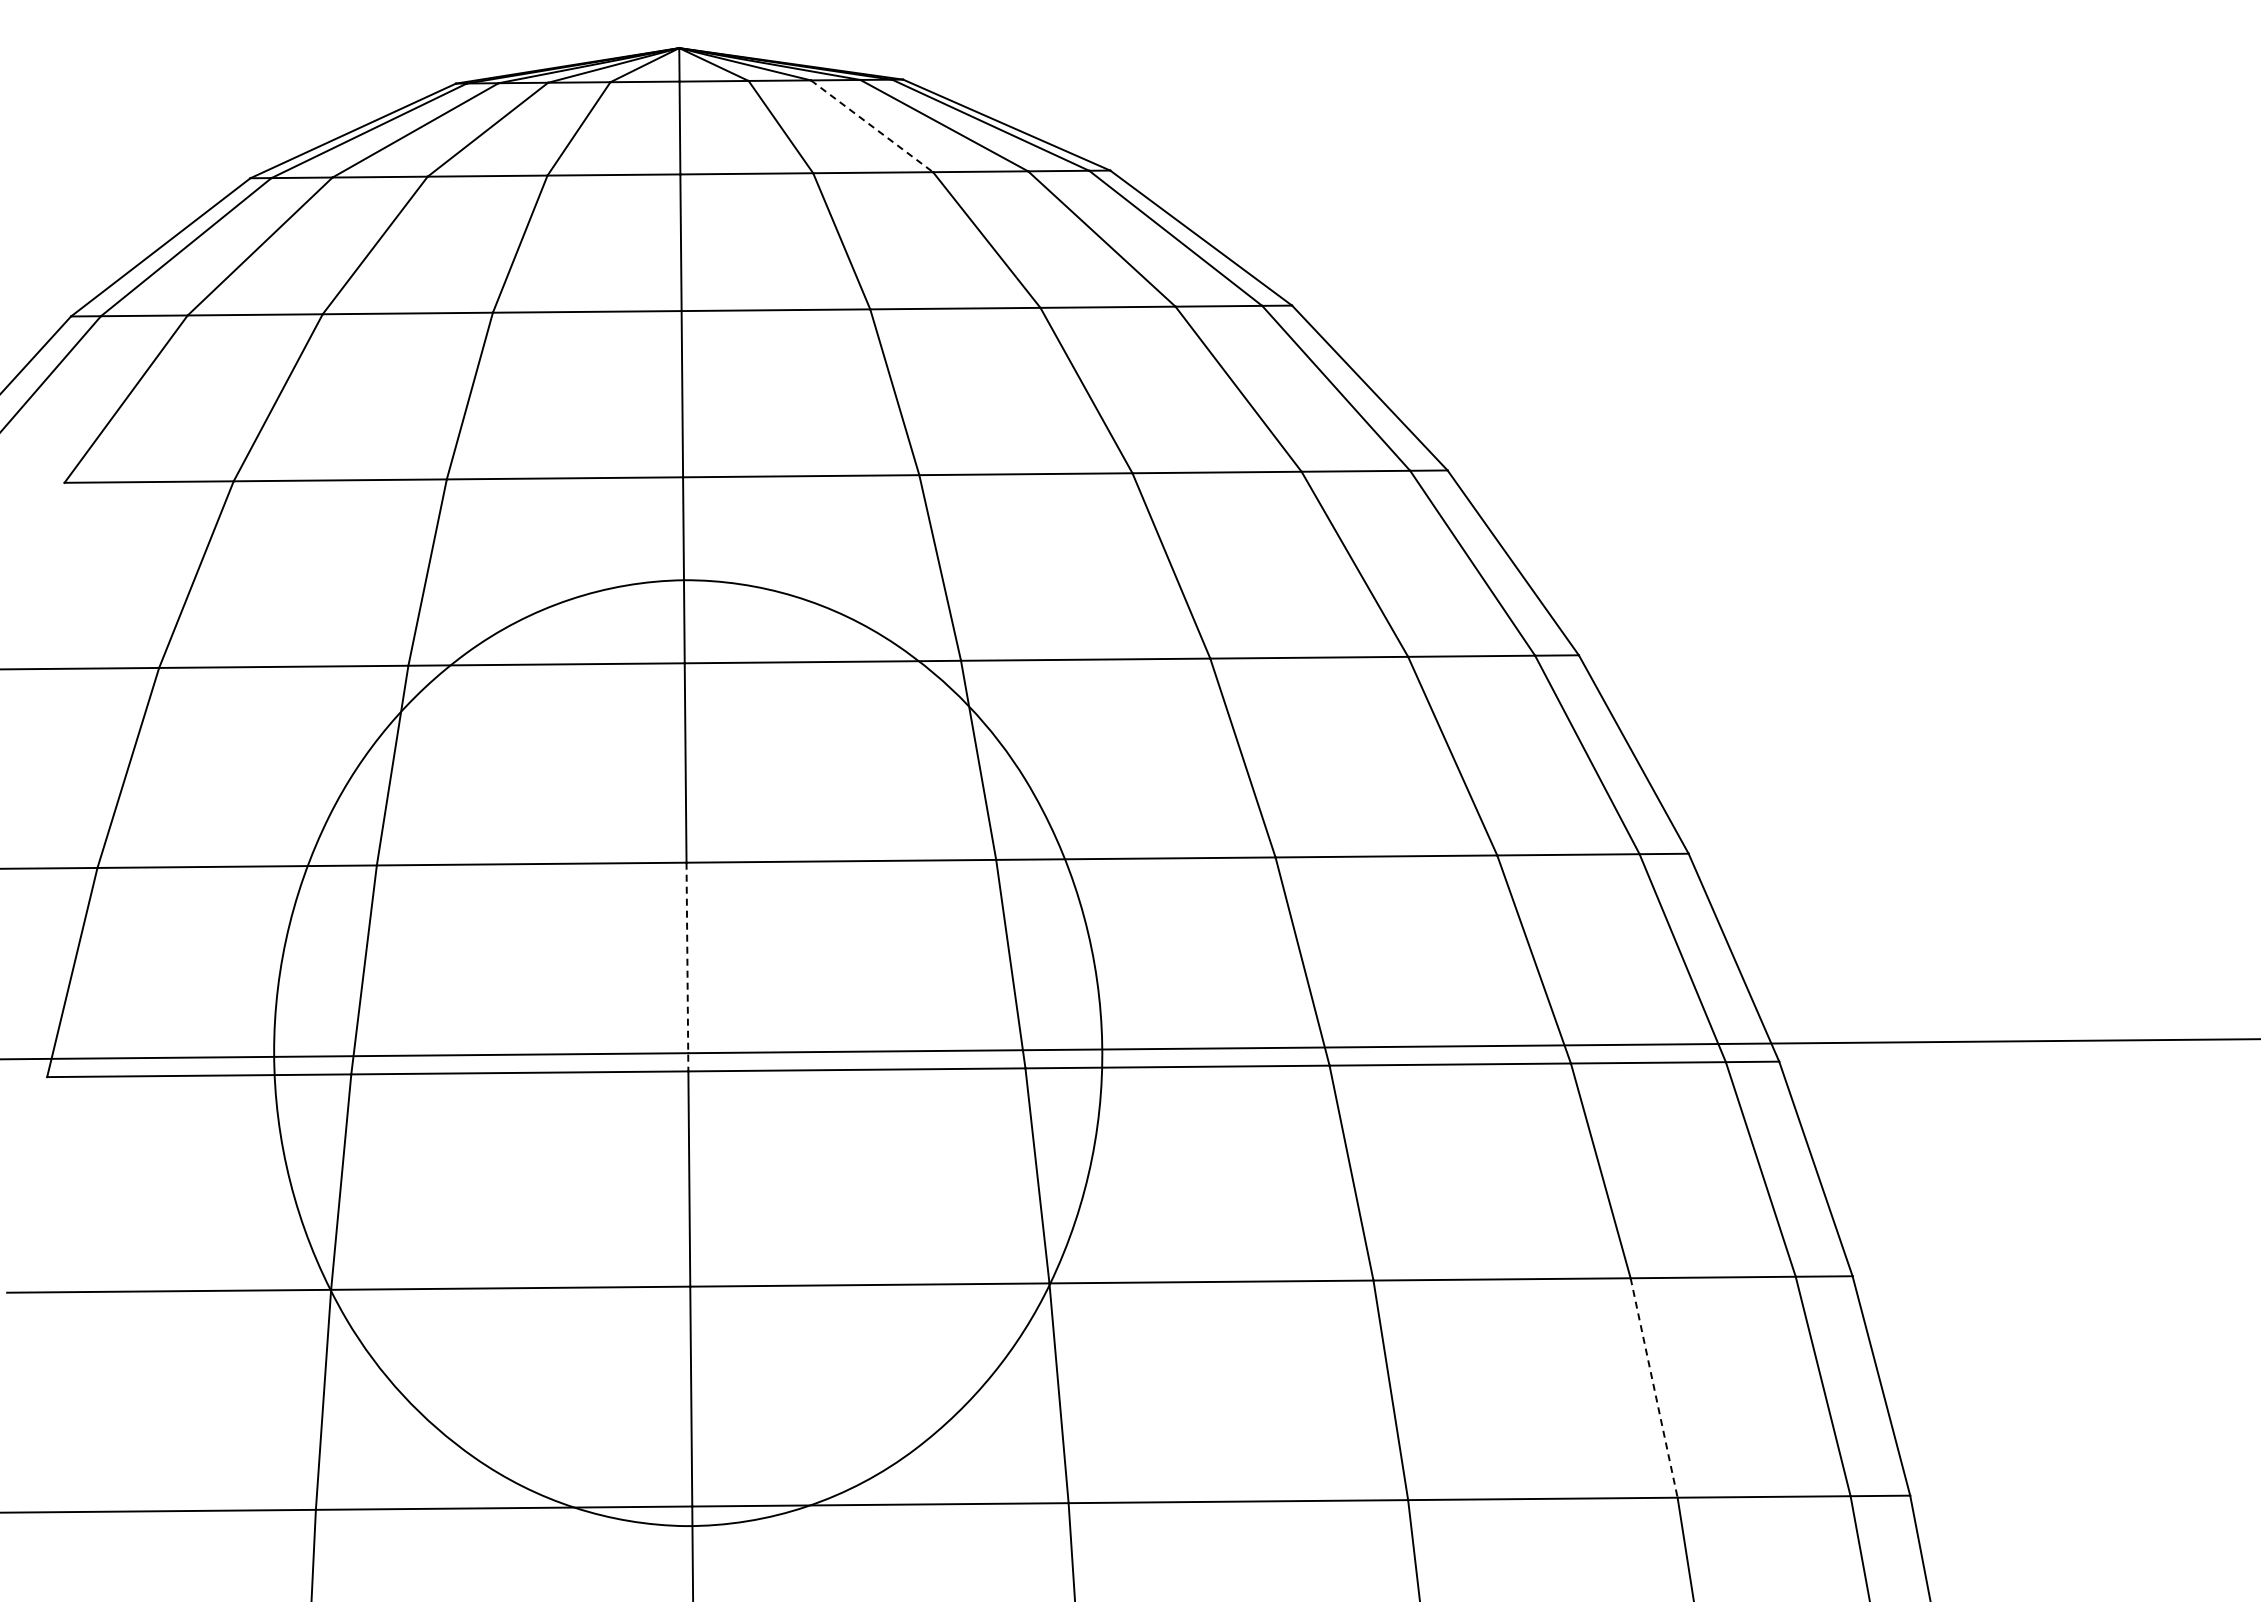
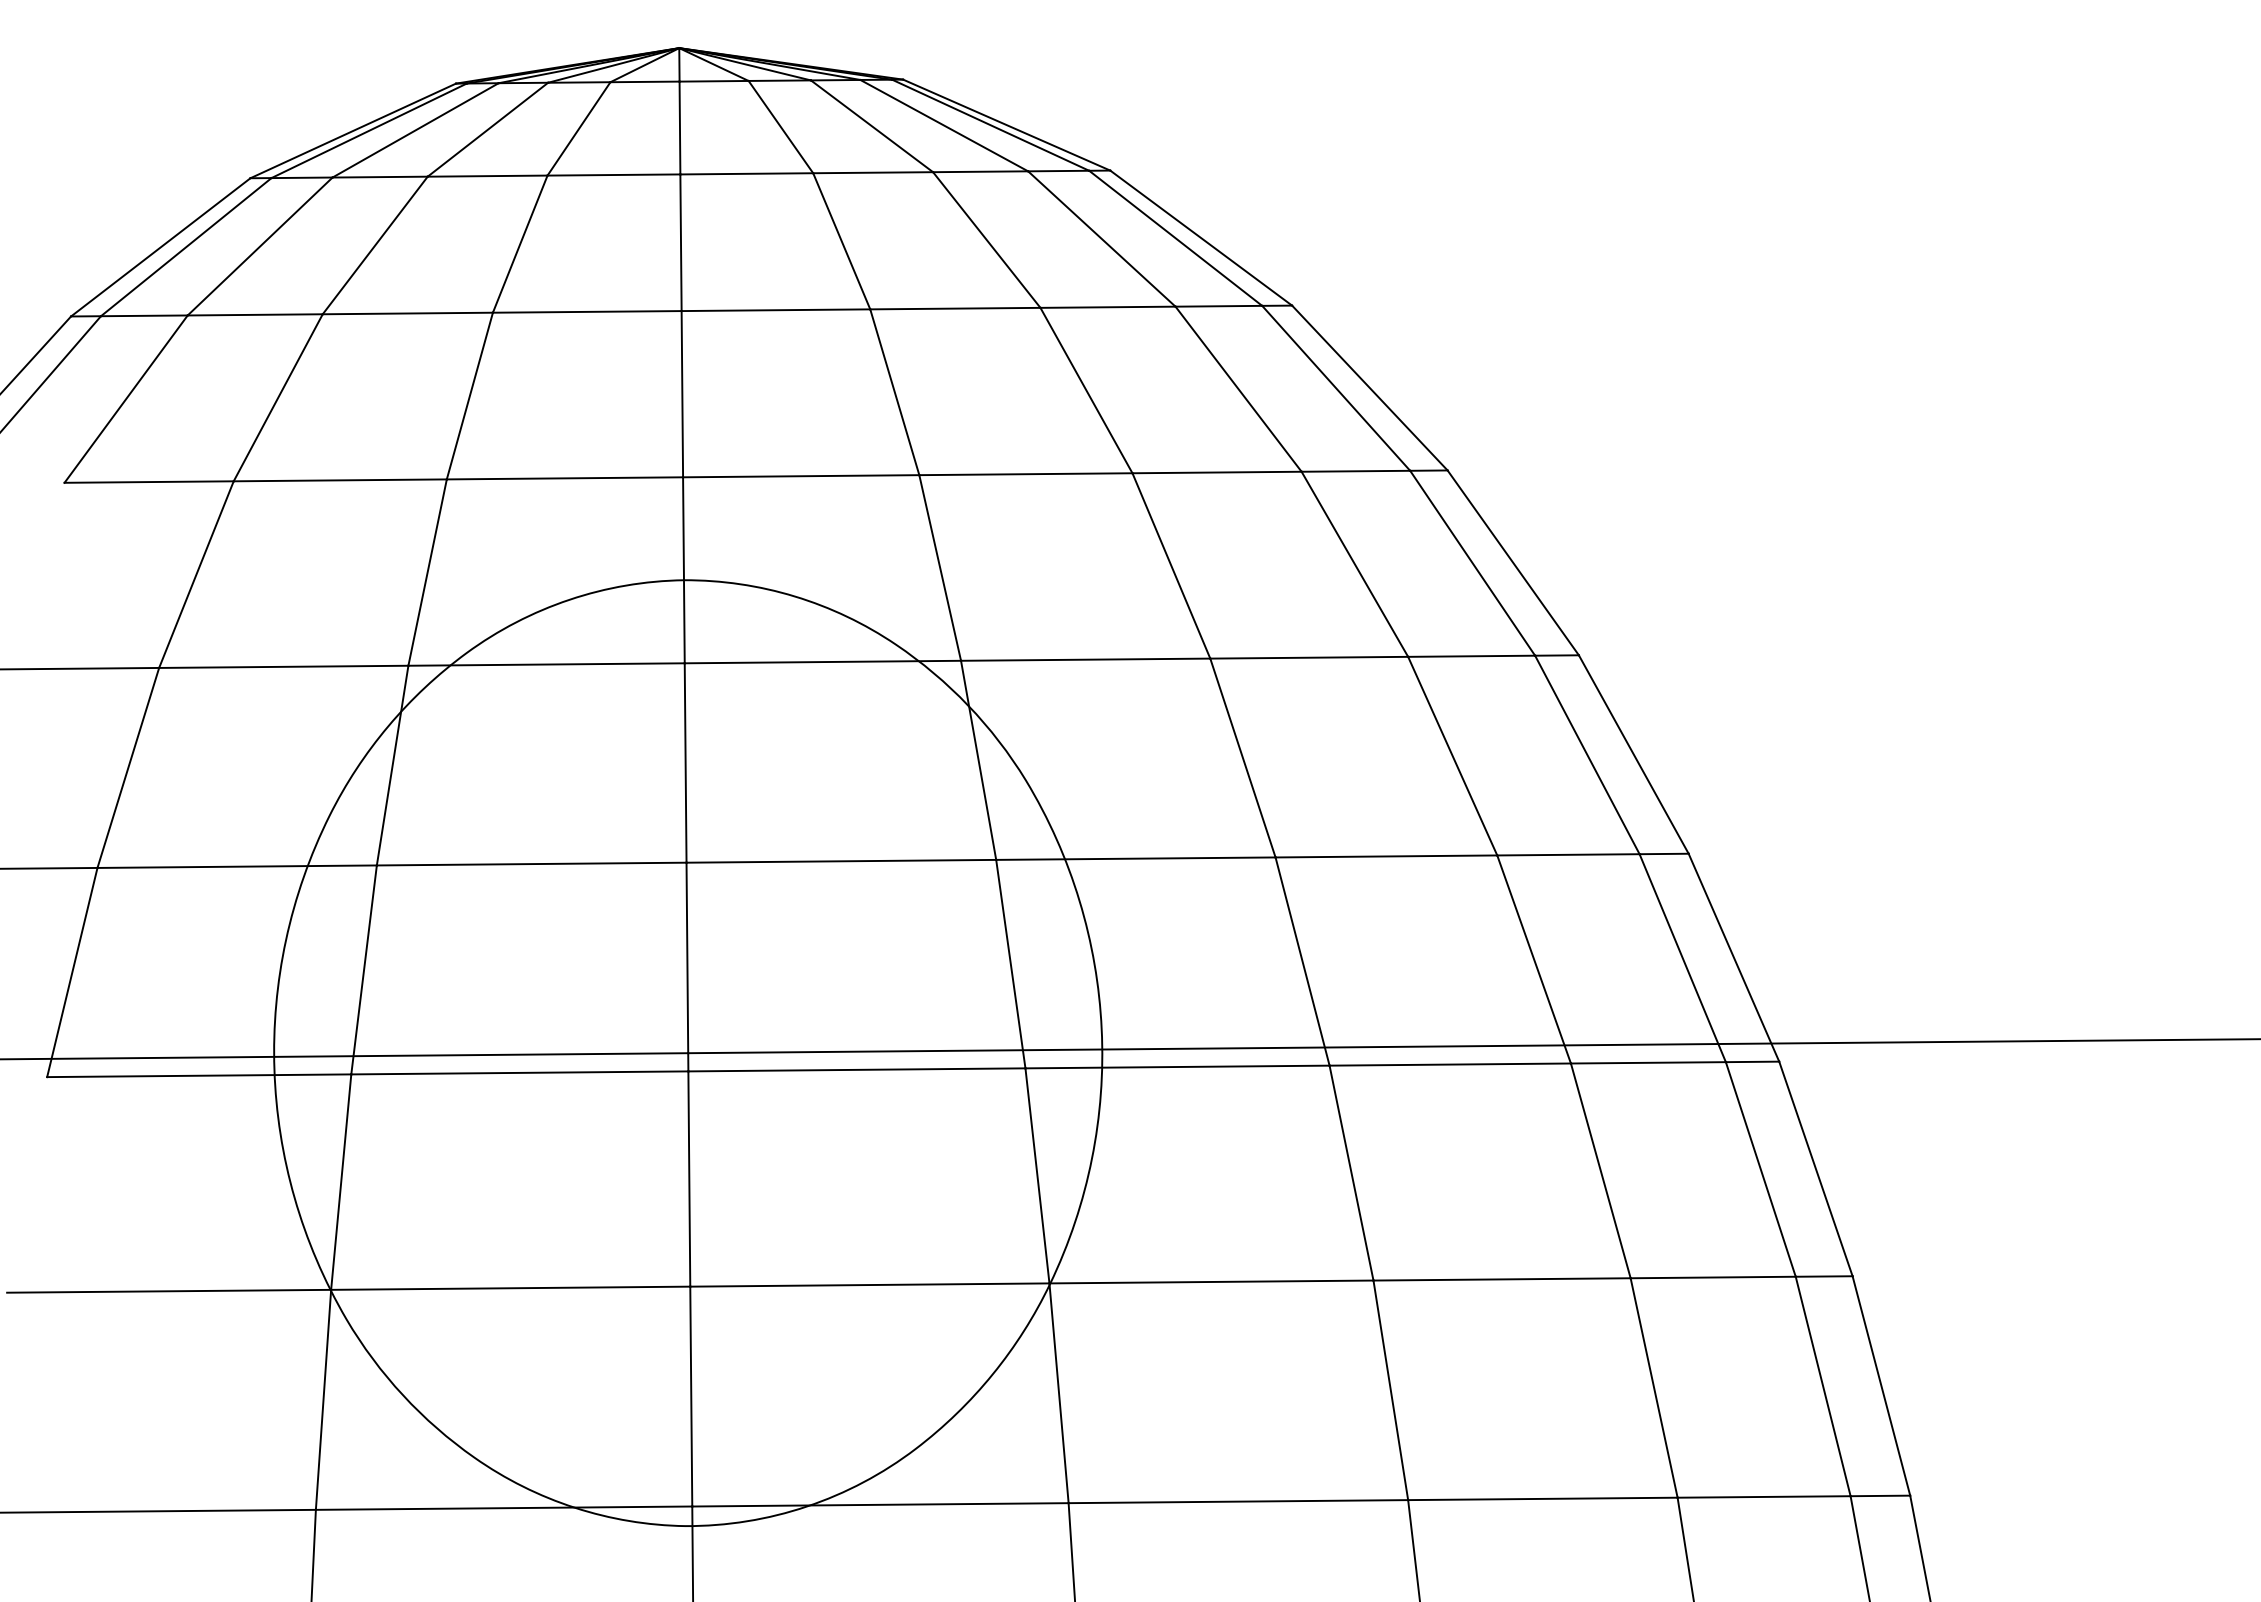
line: dashed -> solid (872, 126)
line: dashed -> solid (687, 967)
line: dashed -> solid (1654, 1388)
